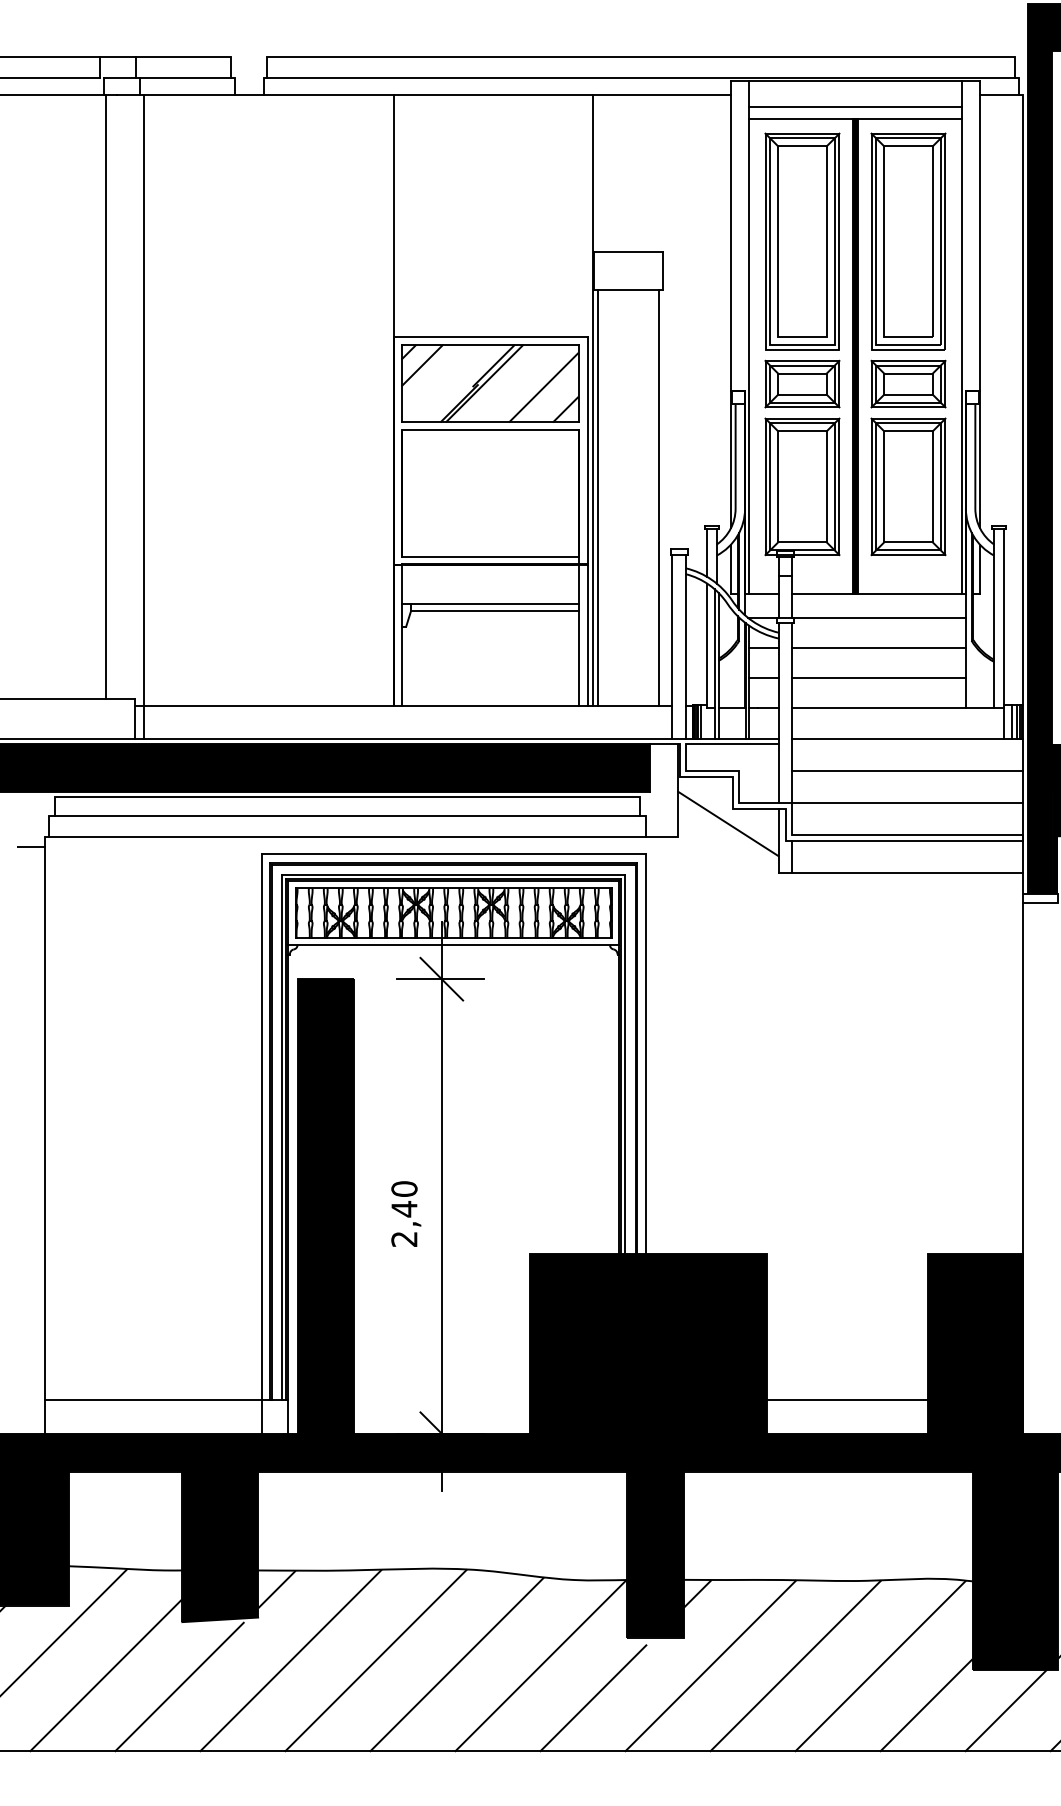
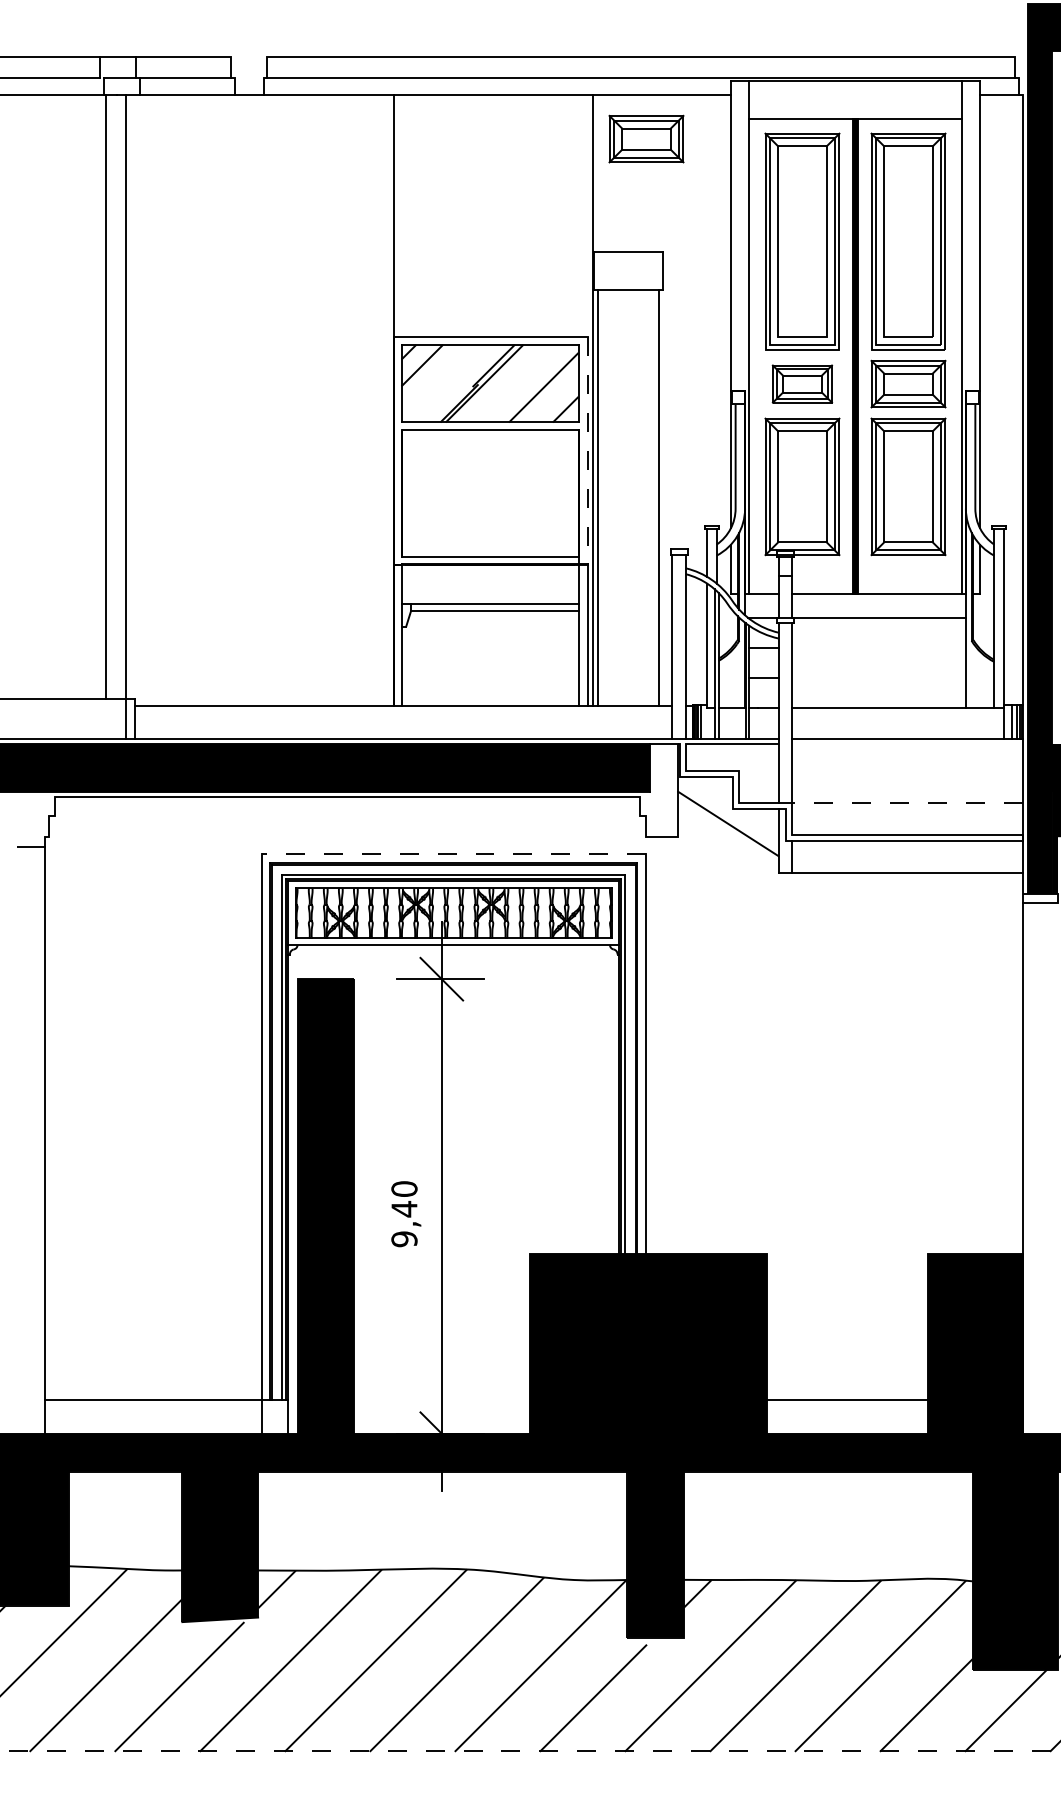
line: present -> none (855, 107)
part: none -> present (646, 138)
part size: 77x50 px -> 63x40 px (802, 383)
line position: (144, 416) -> (126, 416) (126, 416)
line: solid -> dashed (588, 450)
line: present -> none (878, 647)
line: present -> none (878, 678)
line: present -> none (906, 770)
line: solid -> dashed (906, 803)
line: present -> none (347, 816)
line: present -> none (346, 837)
line: solid -> dashed (453, 854)
text: 2,40 -> 9,40 (404, 1239)
line: solid -> dashed (530, 1751)
